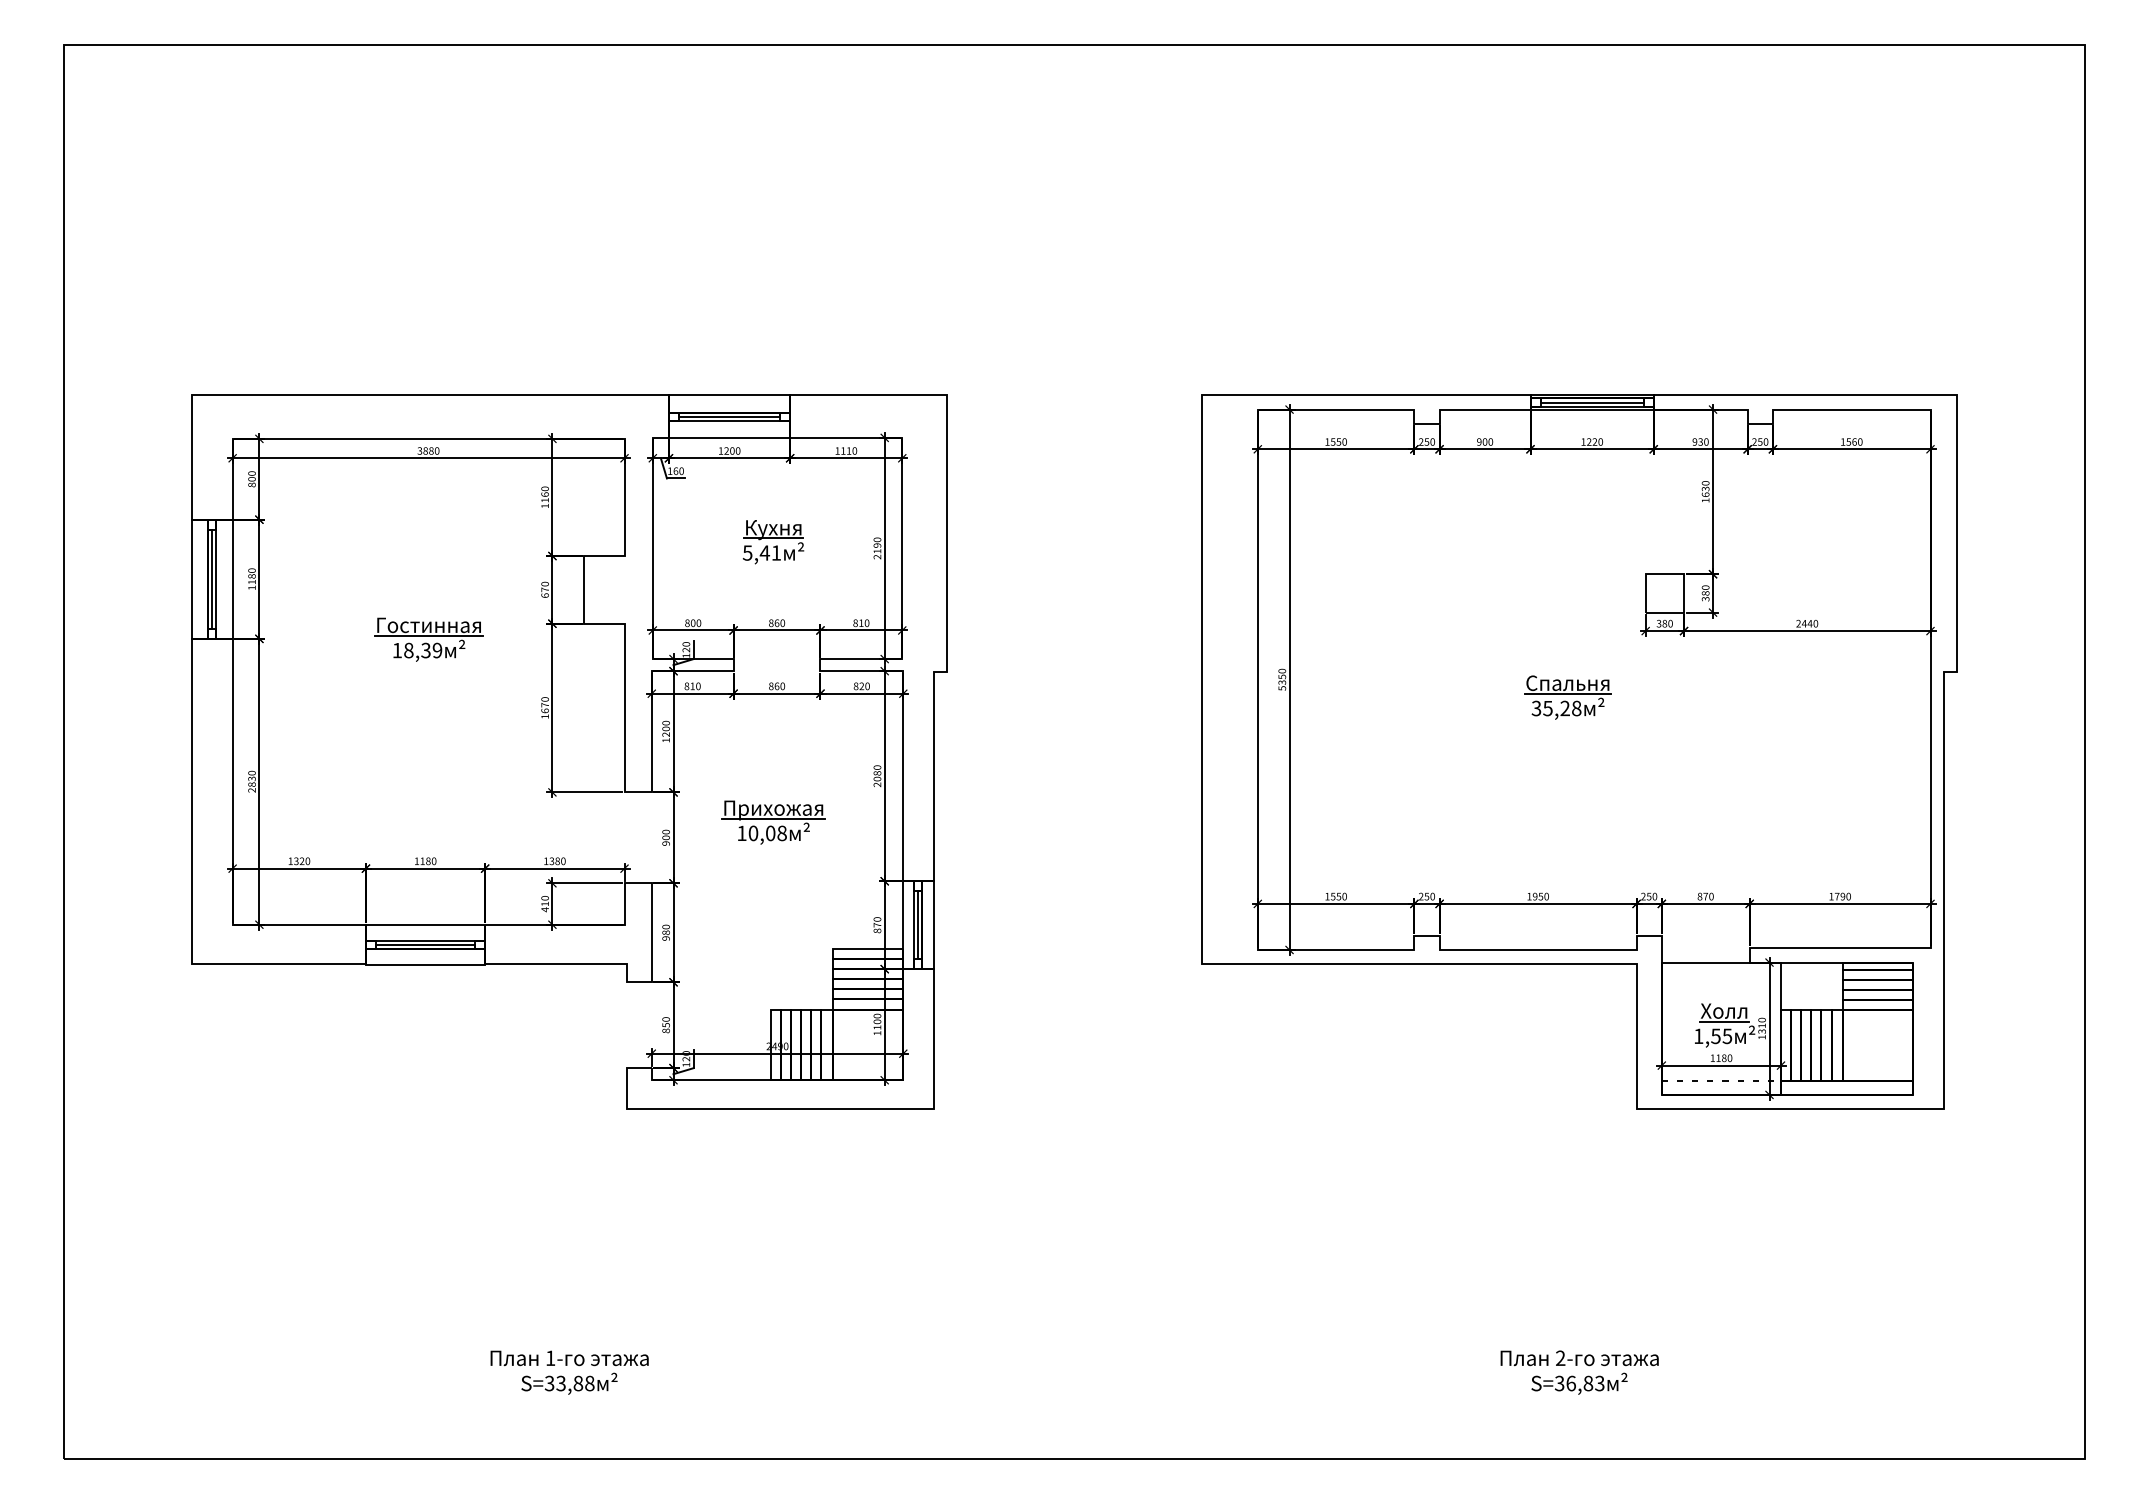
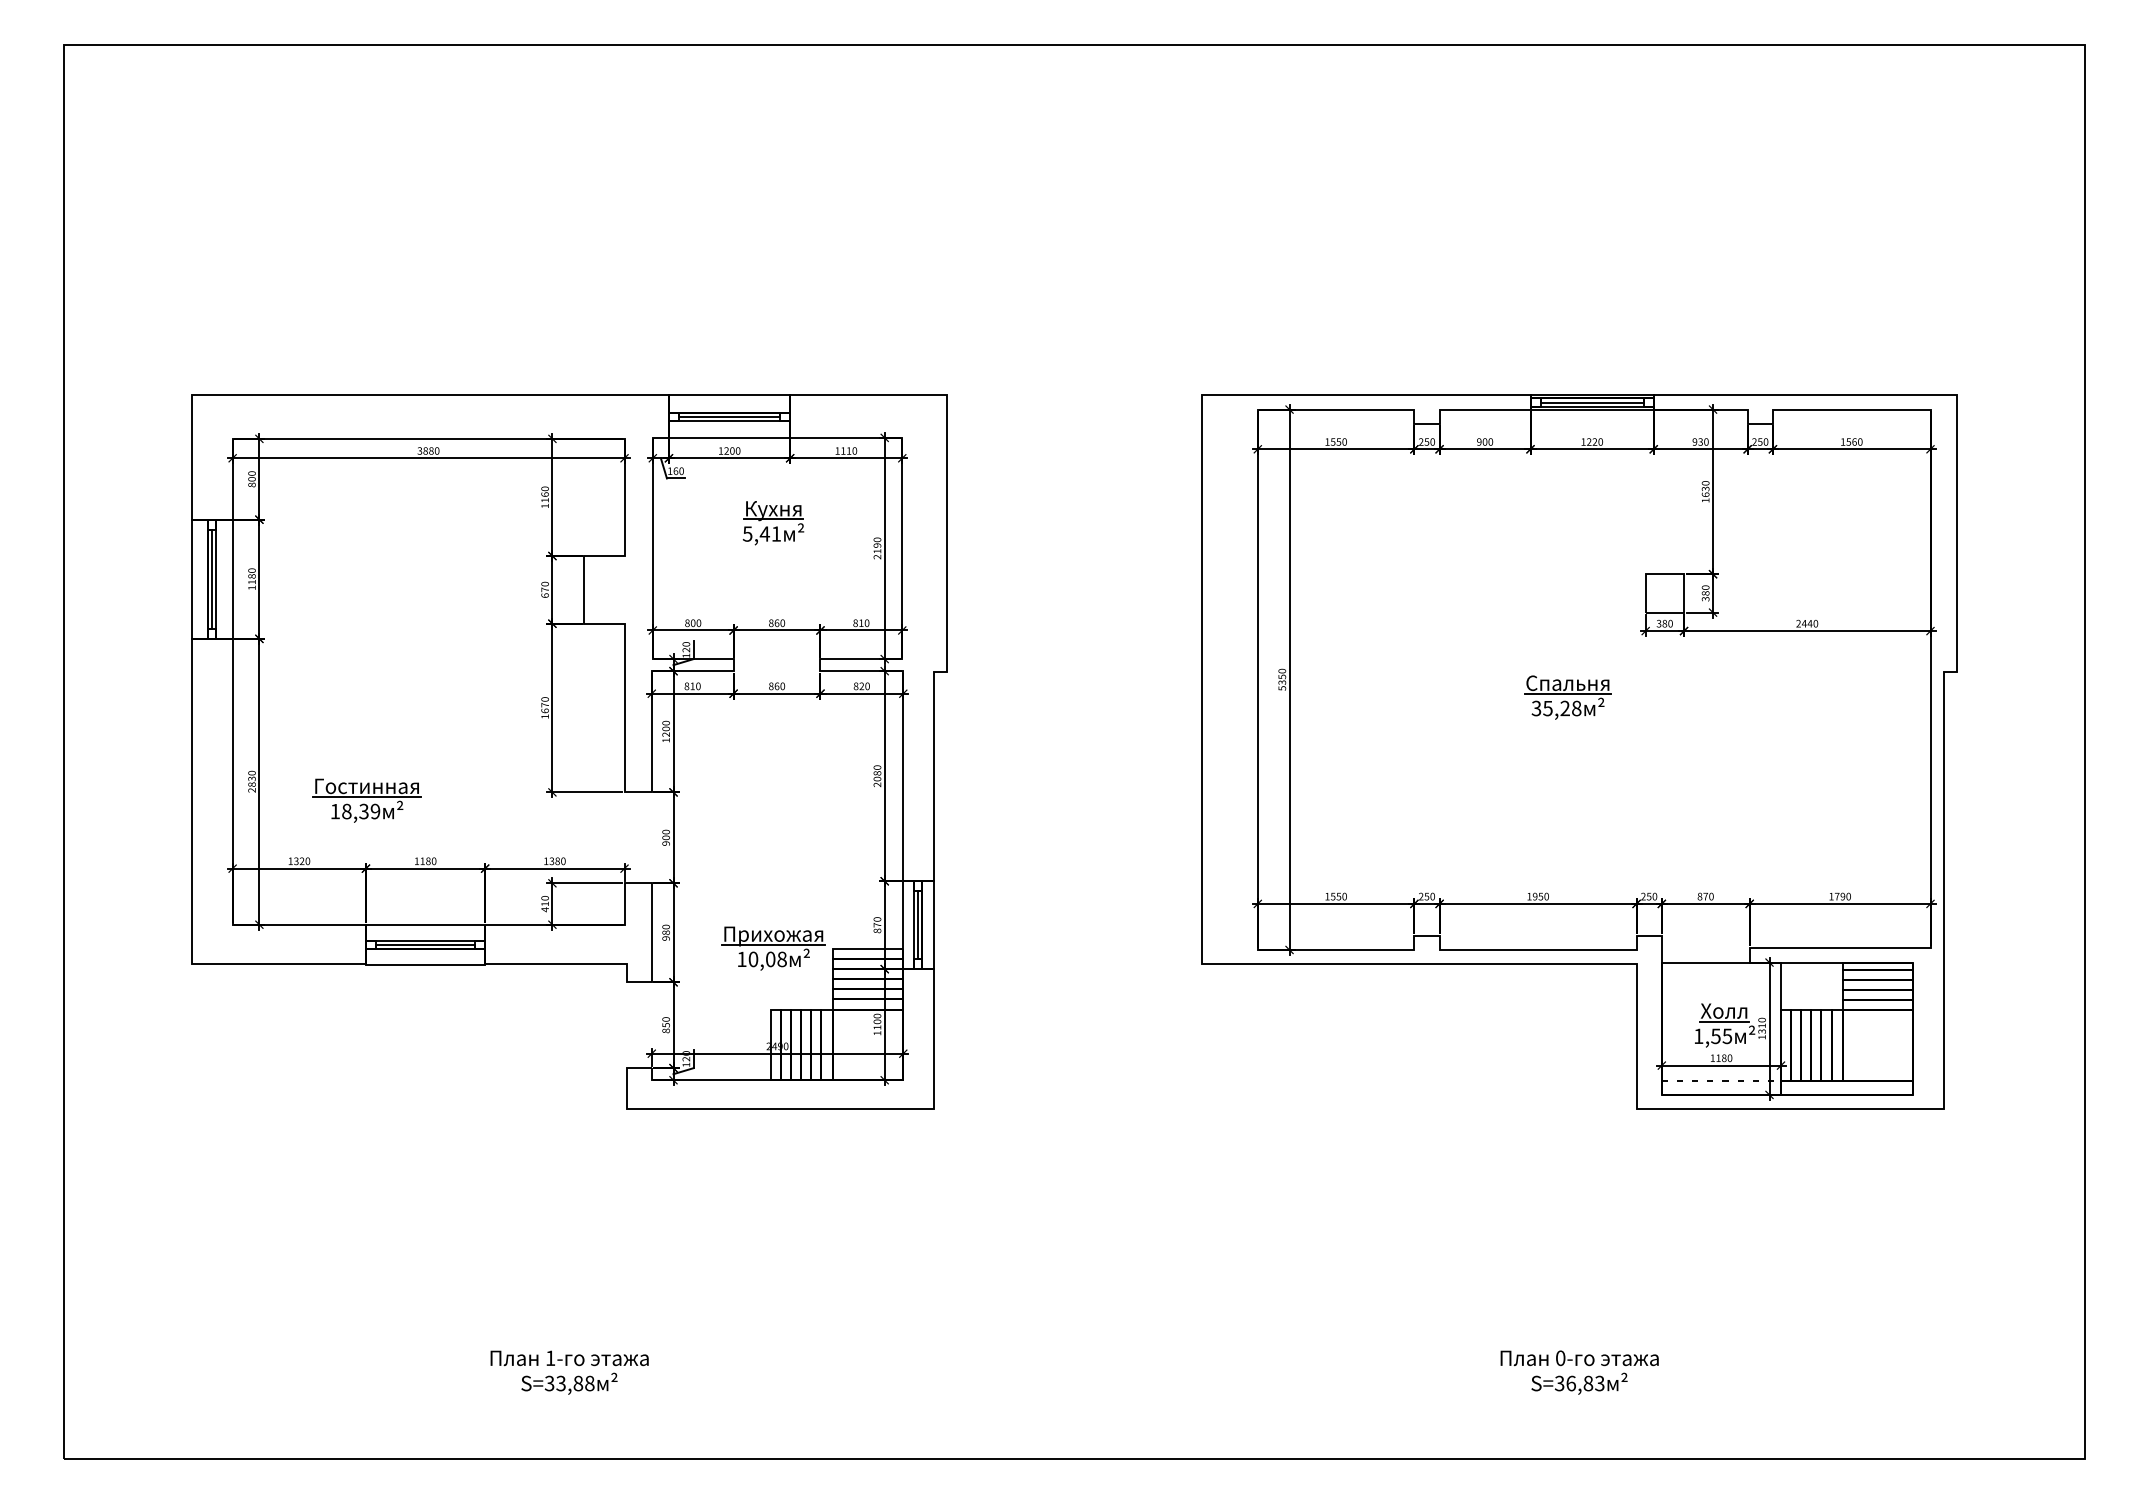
part position: (773, 542) -> (773, 523) (773, 523)
part position: (428, 639) -> (366, 800) (366, 800)
part position: (773, 822) -> (773, 948) (773, 948)
text: 2 -> 0 (1560, 1358)
